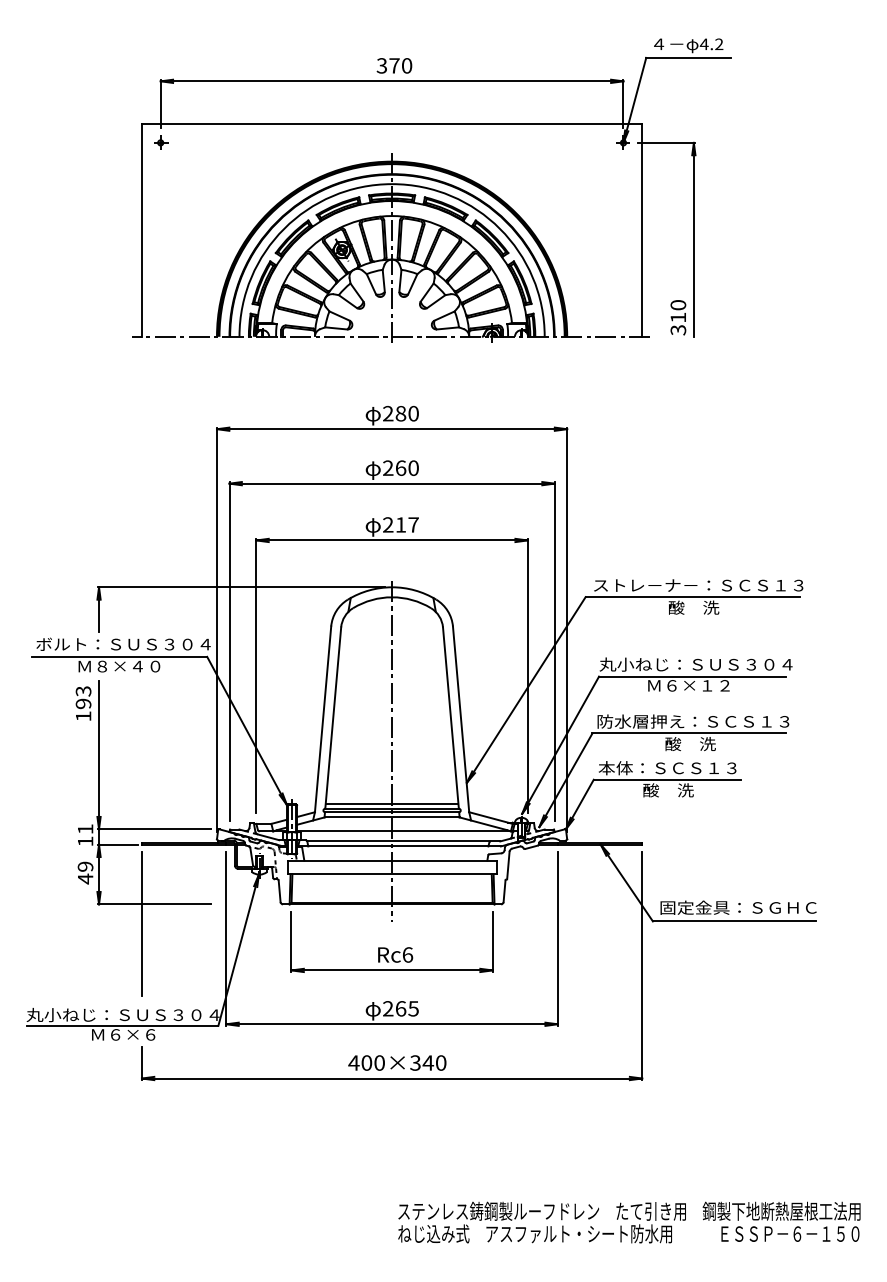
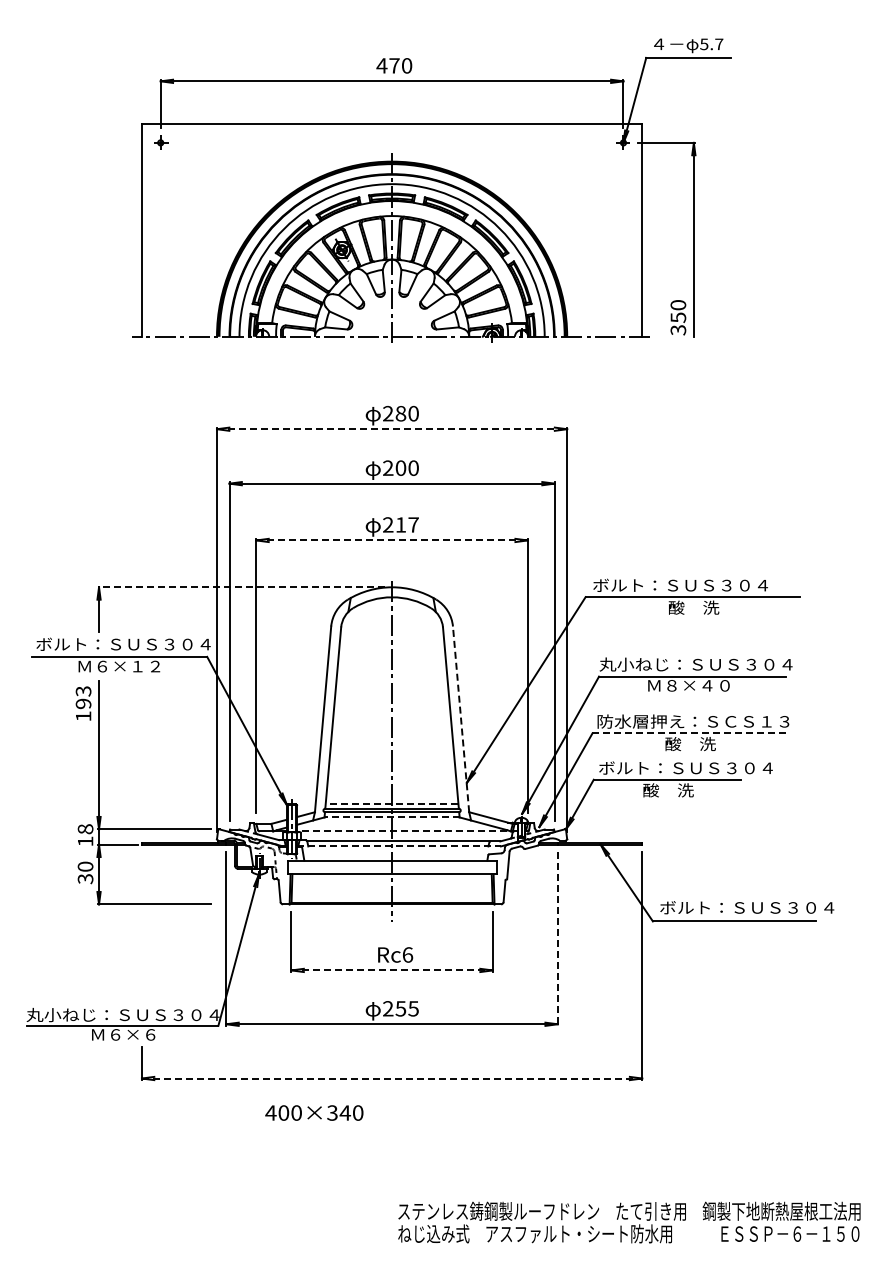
text: 4.2 -> 5.7 (711, 44)
text: 370 -> 470 (381, 65)
text: 310 -> 350 (678, 317)
line: solid -> dashed (392, 429)
text: 260 -> 200 (400, 467)
line: solid -> dashed (392, 540)
text: ストレ－ナ－：ＳＣＳ１３ -> ボルト：ＳＵＳ３０４ (698, 584)
line: solid -> dashed (241, 587)
text: Ｍ８×４０ -> Ｍ６×１２ (128, 666)
text: Ｍ６×１２ -> Ｍ８×４０ (698, 685)
line: solid -> dashed (461, 718)
line: solid -> dashed (689, 733)
text: 本体：ＳＣＳ１３ -> ボルト：ＳＵＳ３０４ (685, 768)
line: solid -> dashed (391, 803)
line: solid -> dashed (392, 817)
text: 11 -> 18 (85, 829)
line: solid -> dashed (406, 831)
line: solid -> dashed (399, 846)
text: 49 -> 30 (85, 872)
text: 固定金具：ＳＧＨＣ -> ボルト：ＳＵＳ３０４ (747, 907)
line: present -> none (141, 924)
line: solid -> dashed (557, 938)
line: solid -> dashed (392, 970)
text: 265 -> 255 (400, 1008)
text position: (397, 1062) -> (314, 1112) (314, 1112)
line: solid -> dashed (392, 1078)
